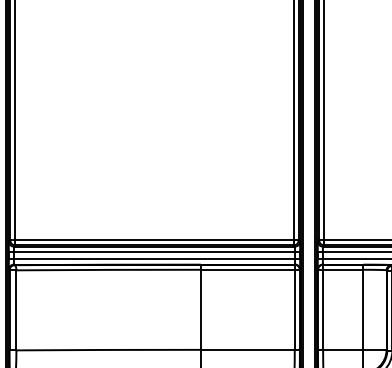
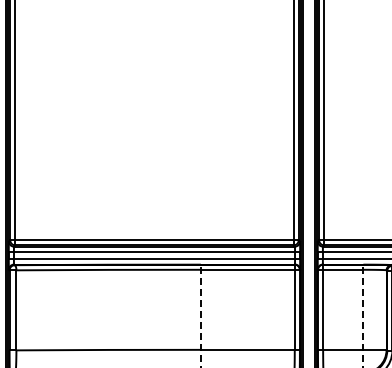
line: solid -> dashed (200, 315)
line: solid -> dashed (363, 315)
